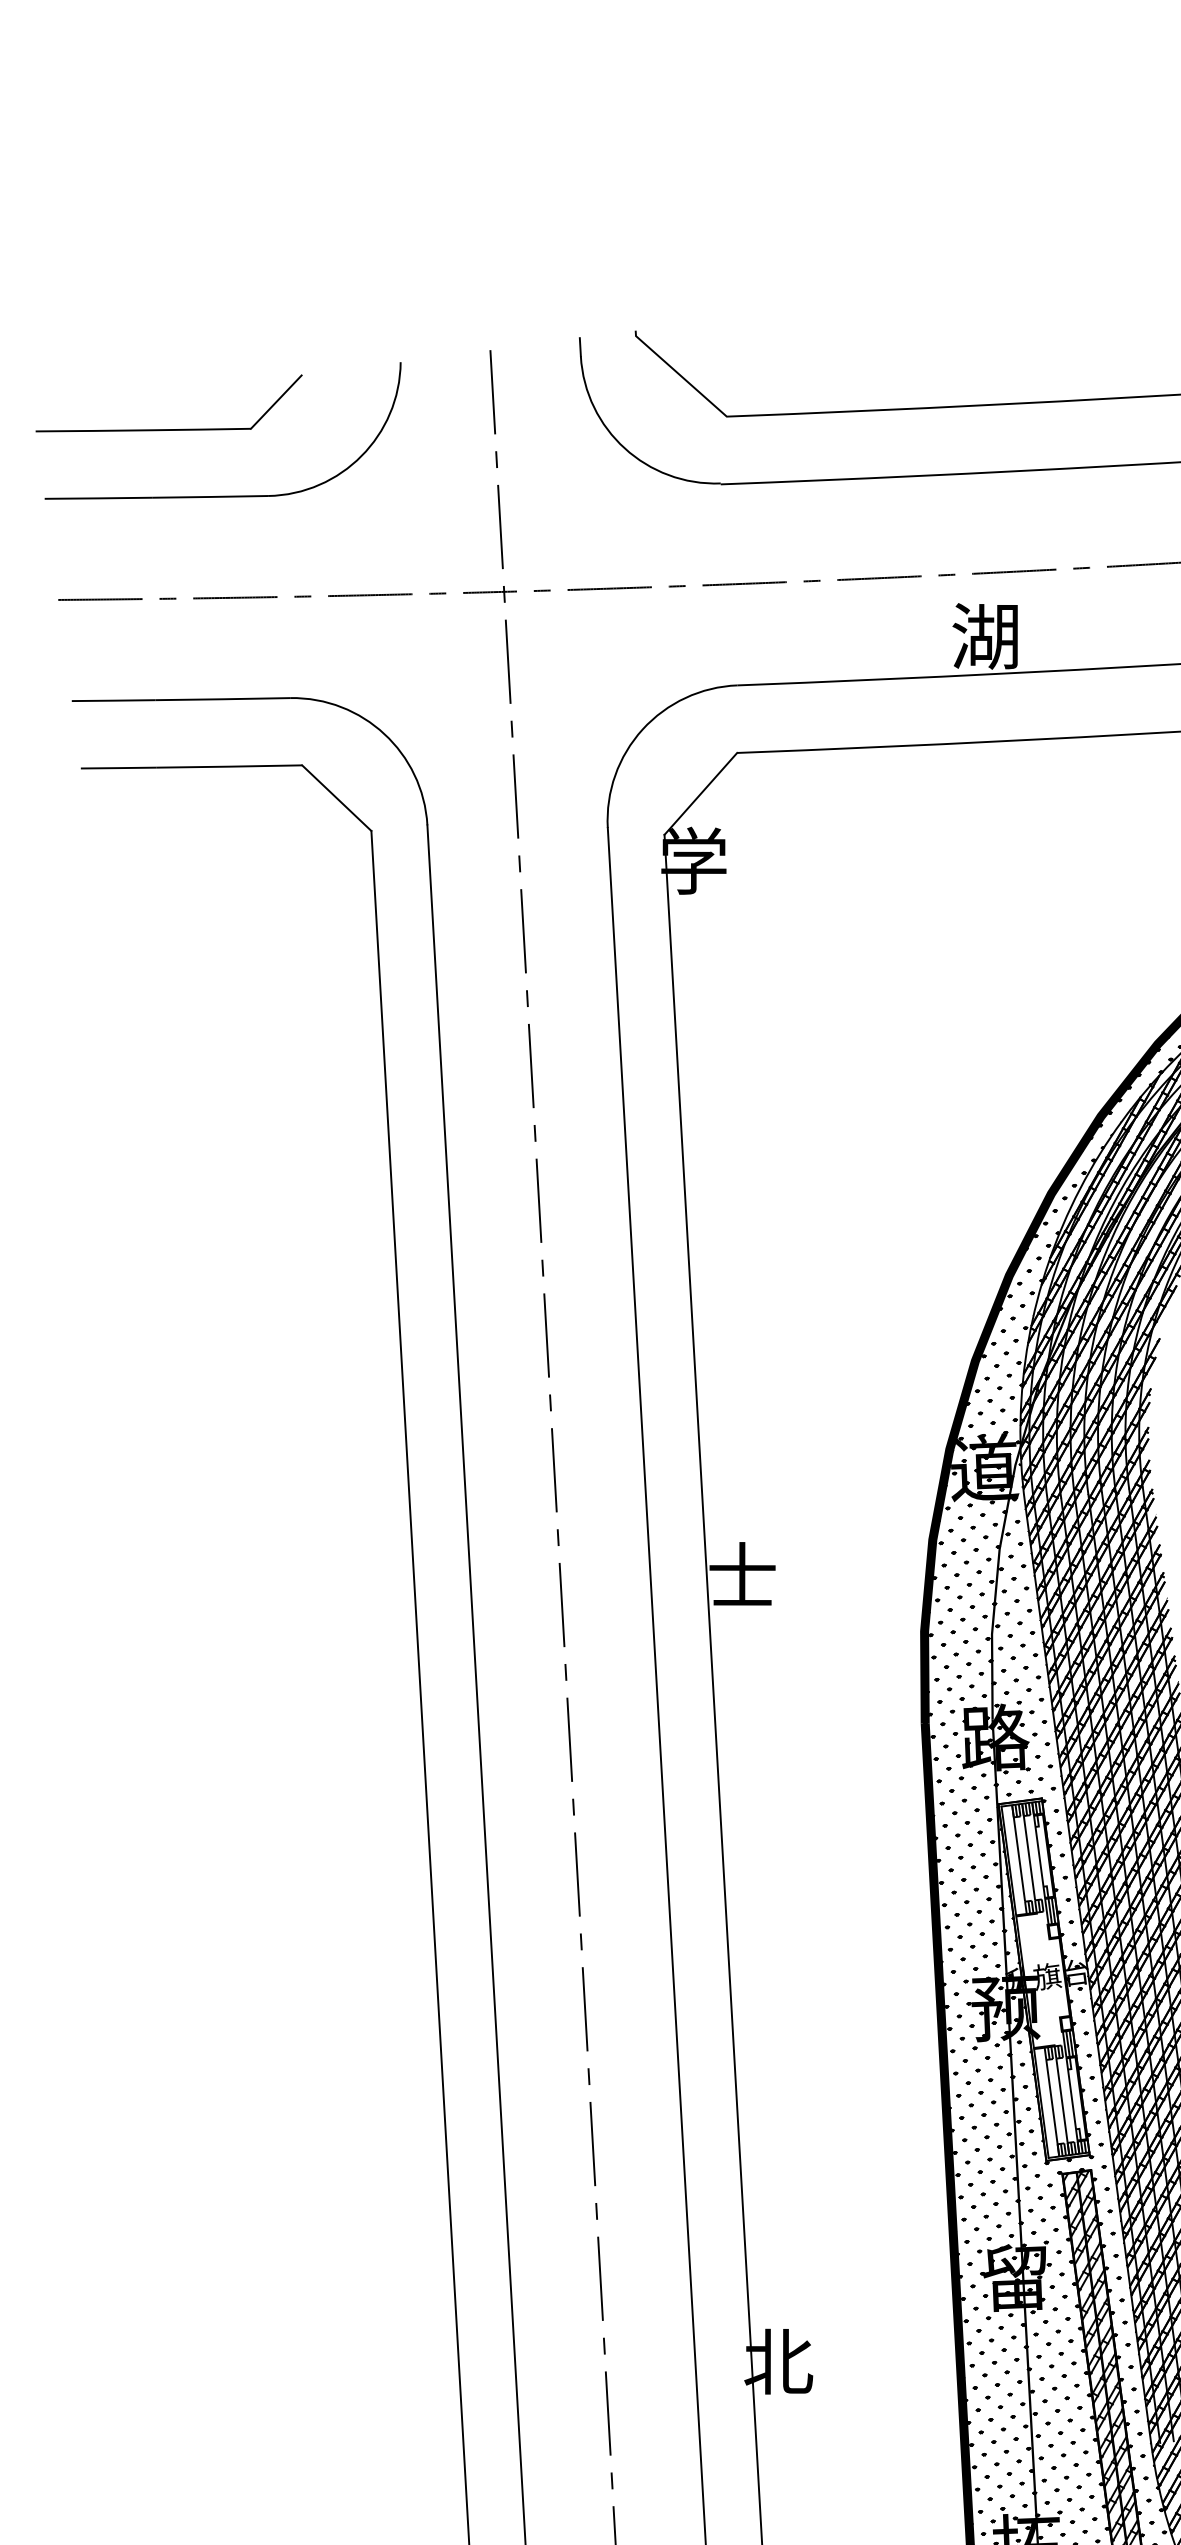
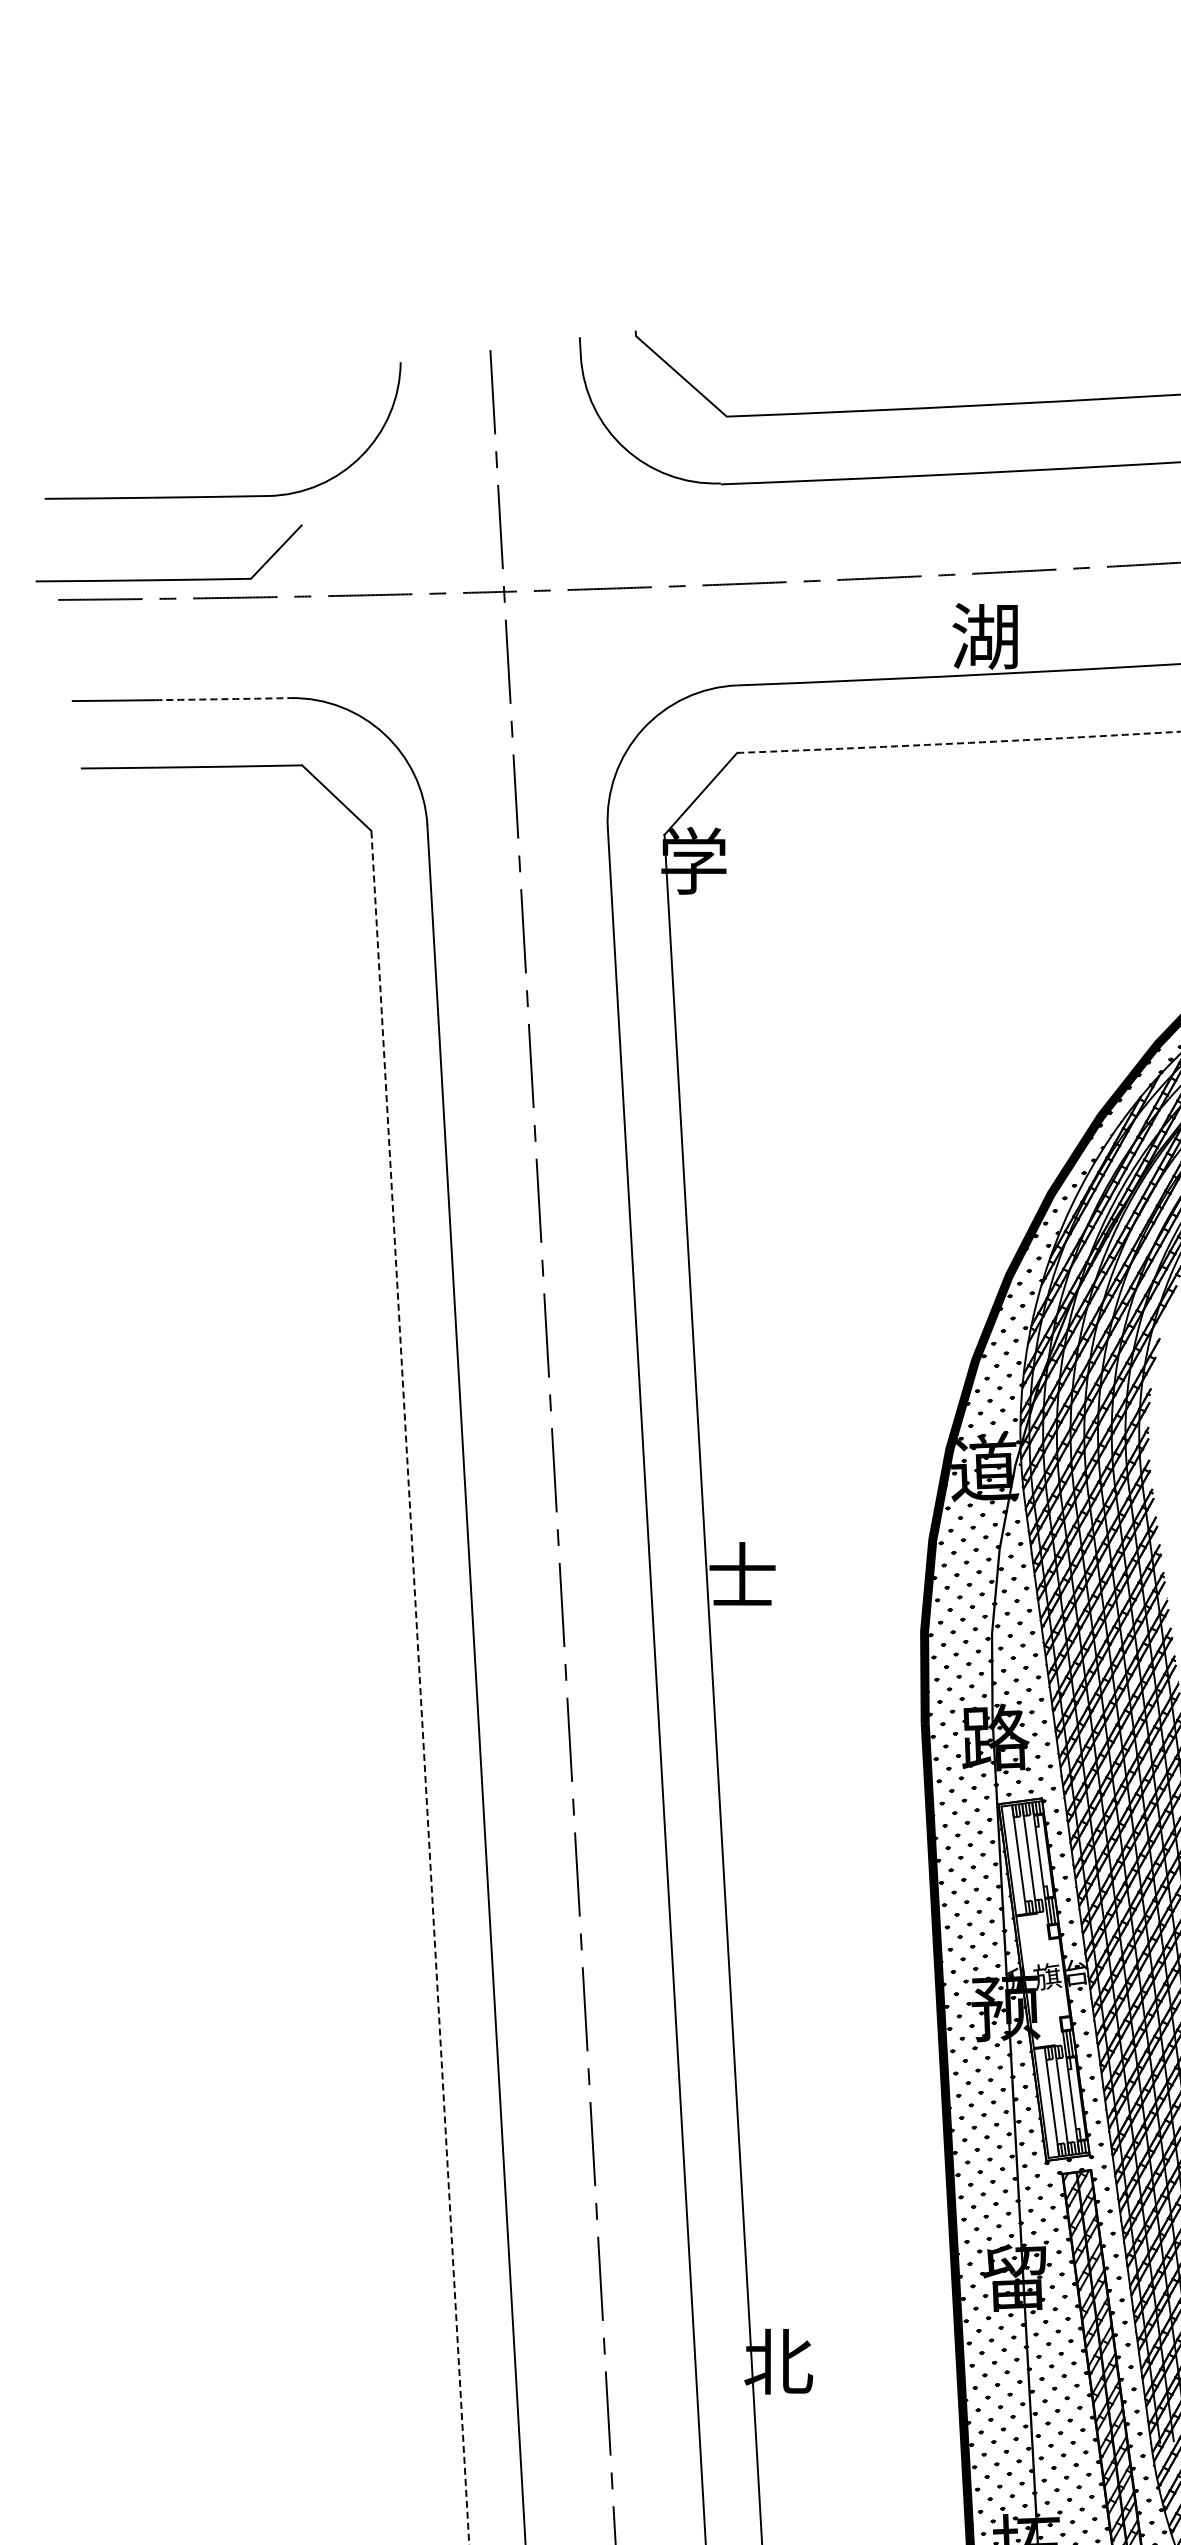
part position: (168, 429) -> (168, 579) (168, 579)
arc: solid -> dashed (222, 699)
arc: solid -> dashed (959, 743)
line: solid -> dashed (420, 1687)
